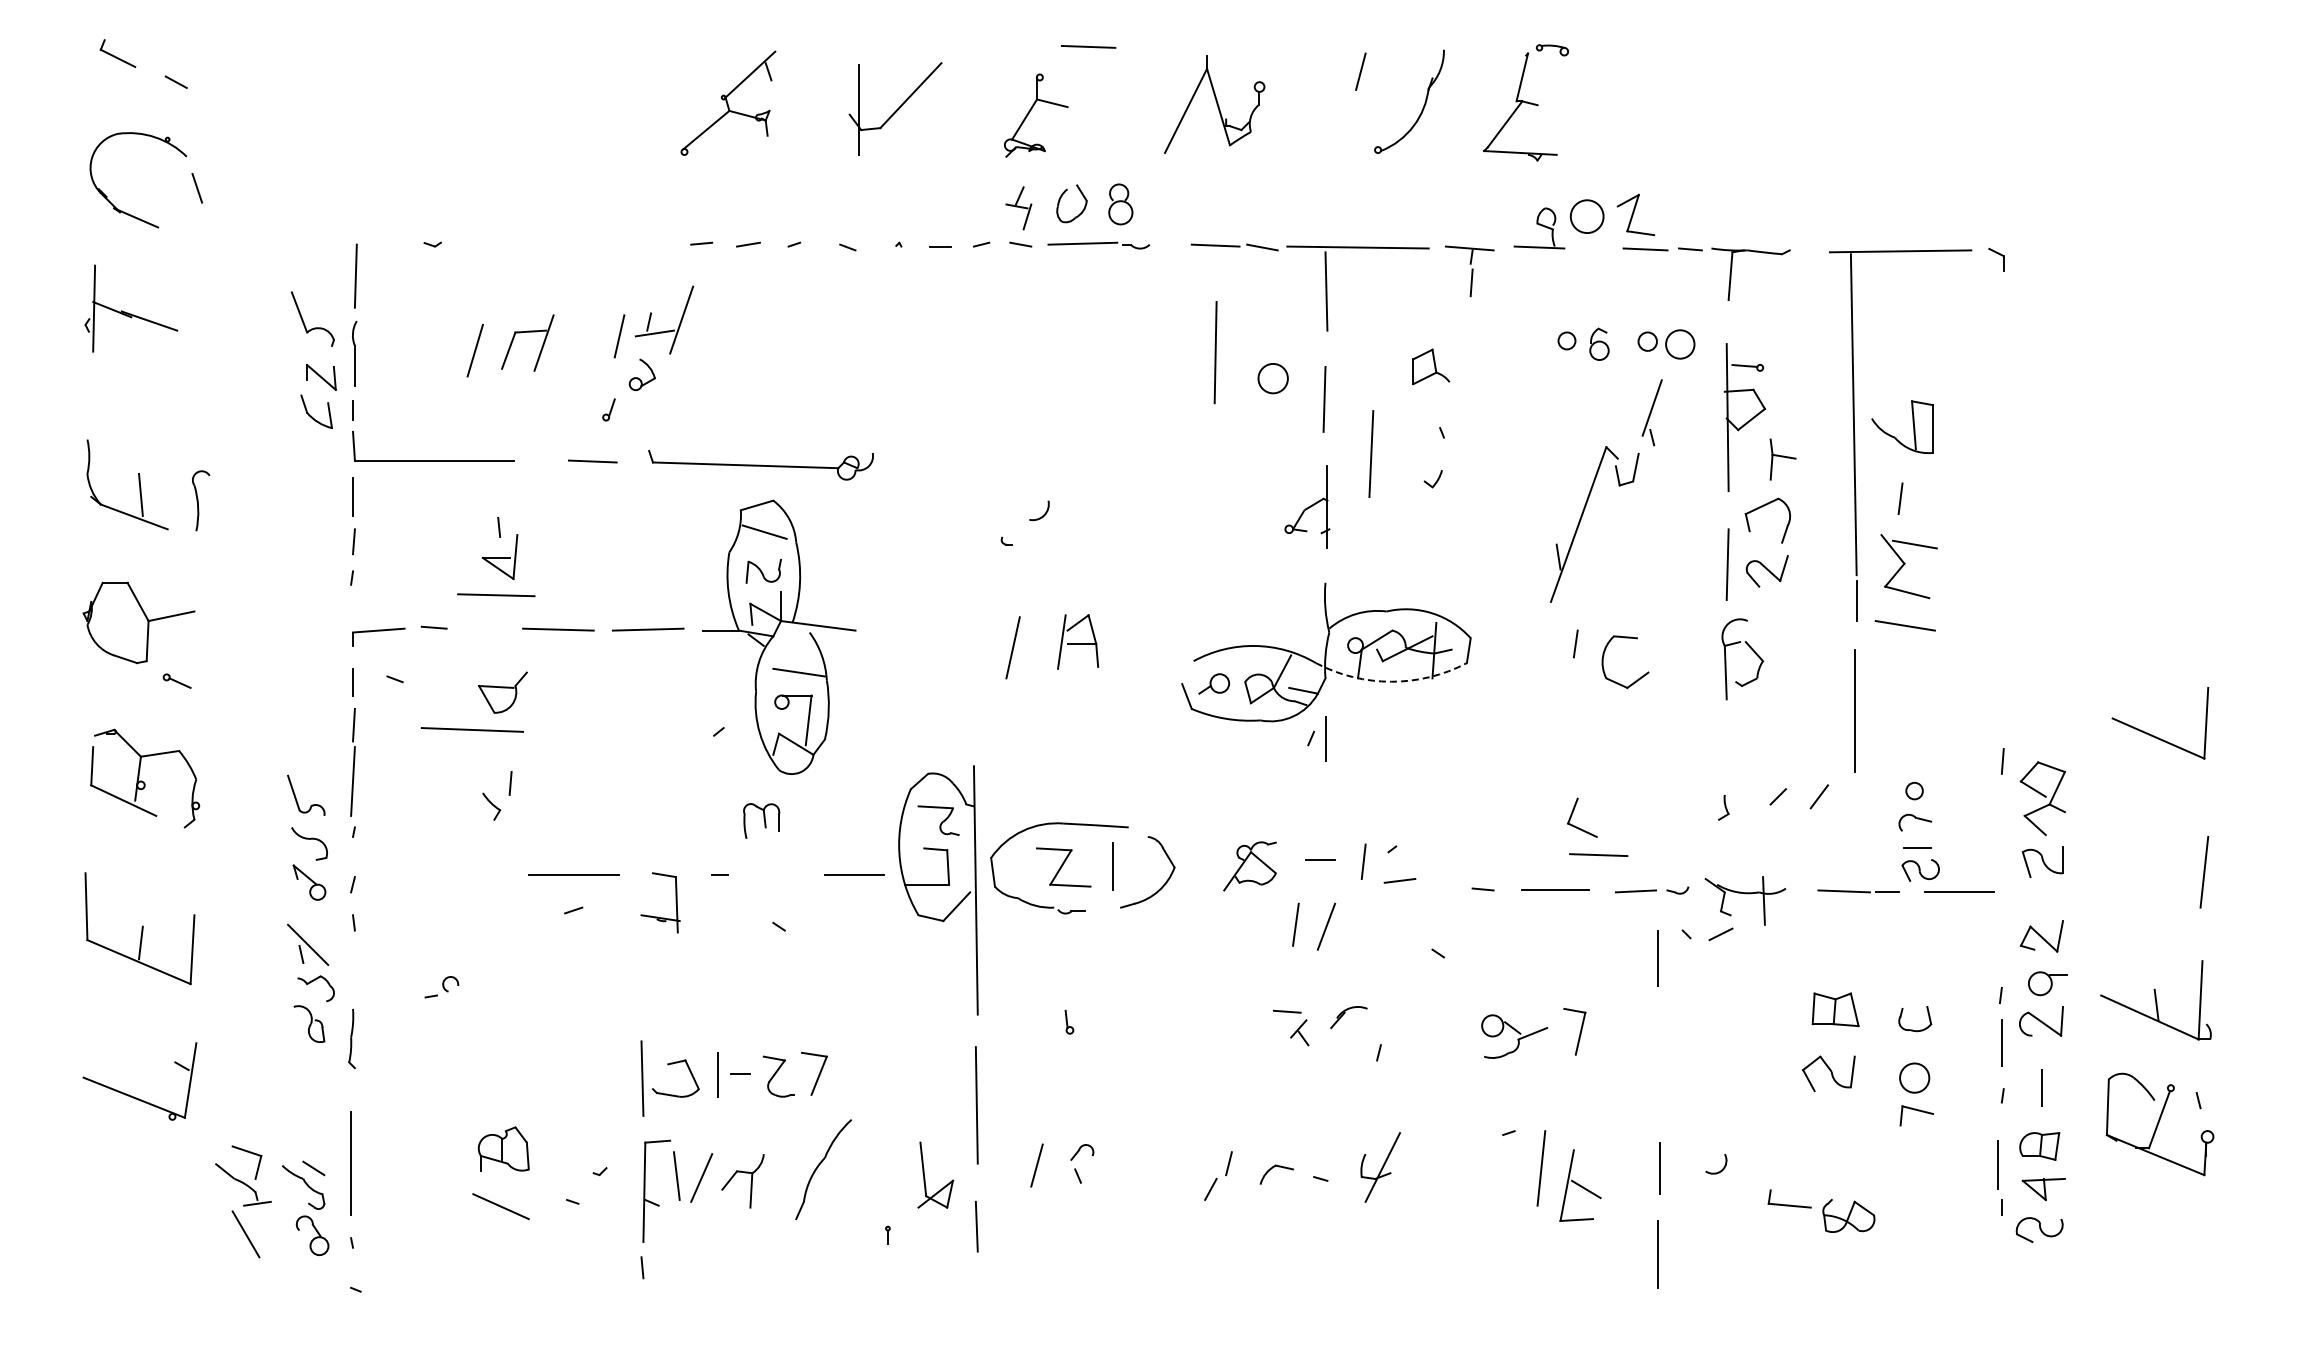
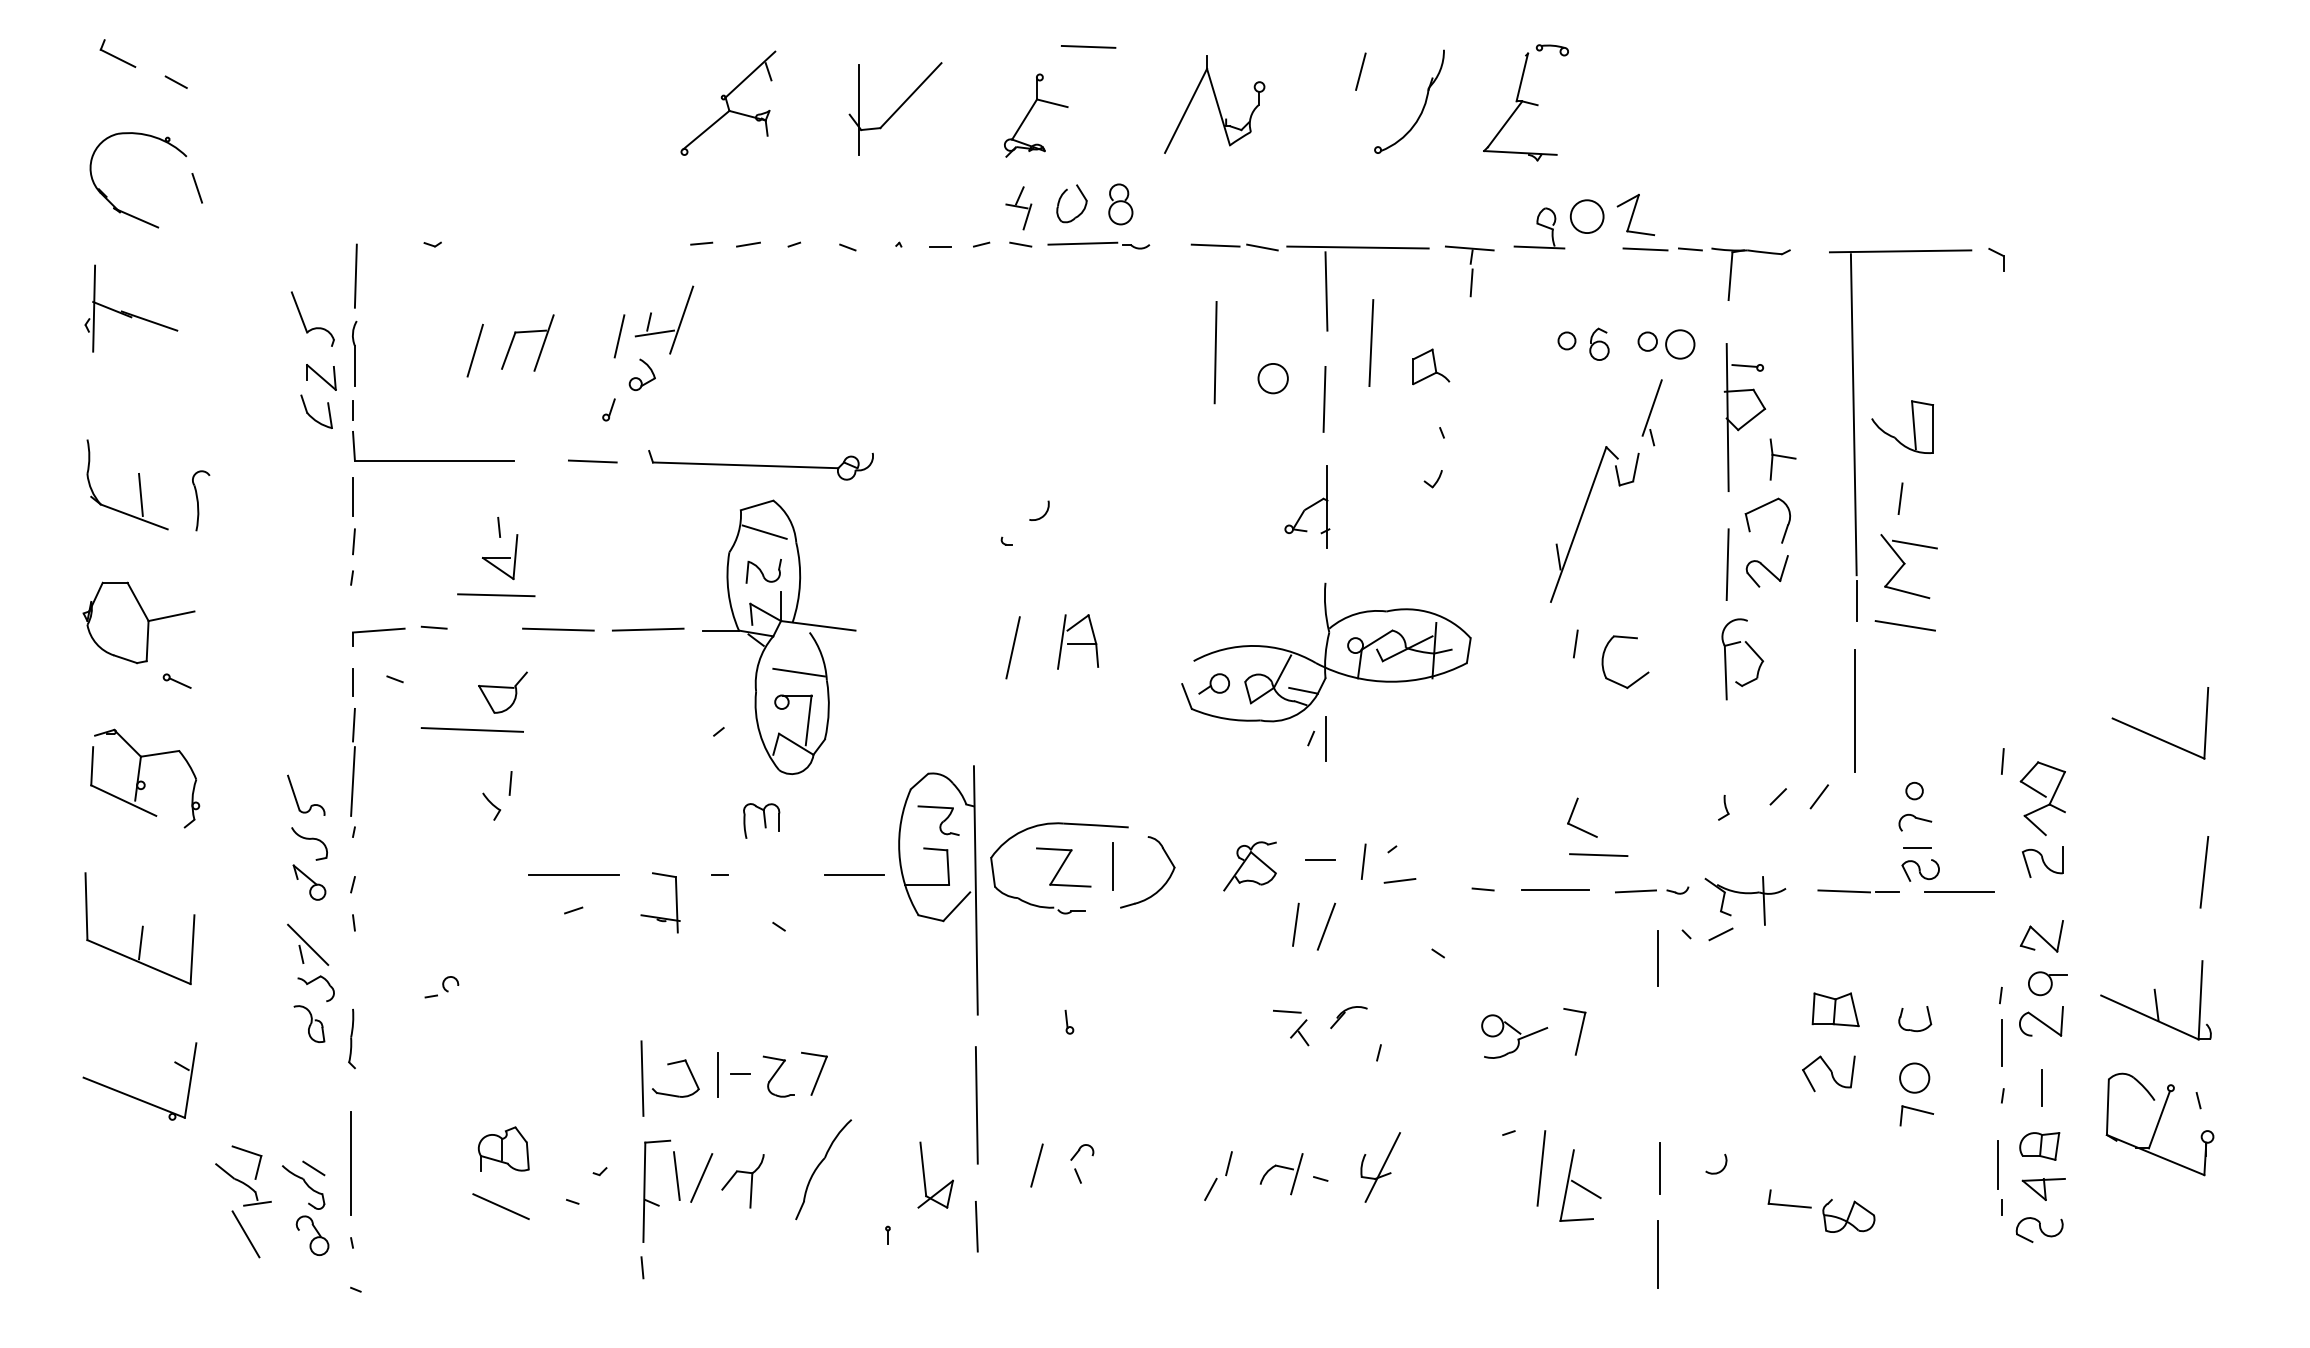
line position: (1371, 453) -> (1371, 342) (1371, 342)
arc: dashed -> solid (1391, 681)
line: none -> present (1296, 1174)
